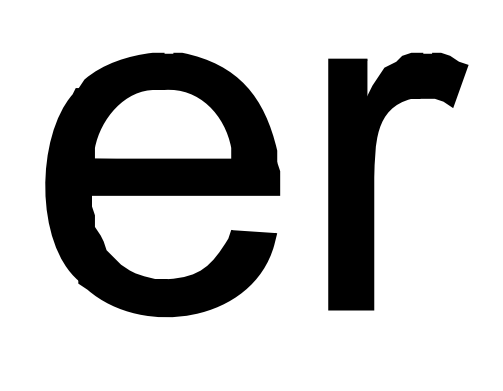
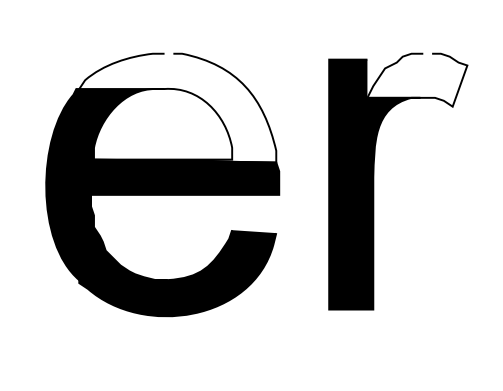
fill: present -> none (417, 79)
fill: present -> none (177, 107)
